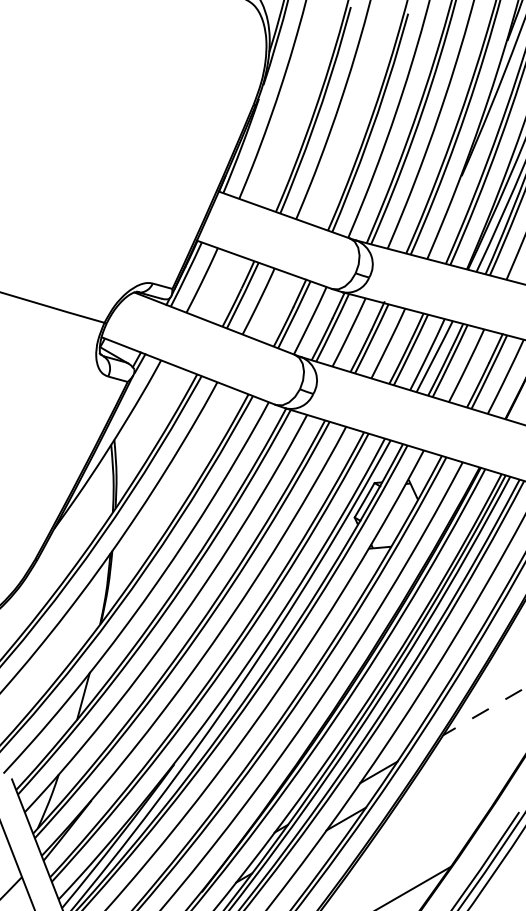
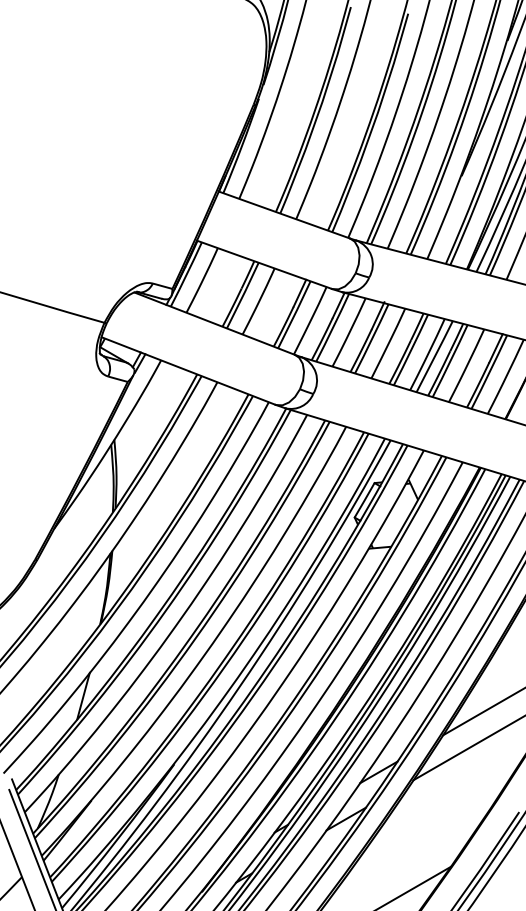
line: dashed -> solid (483, 711)
line: none -> present (467, 748)
line: none -> present (31, 848)
